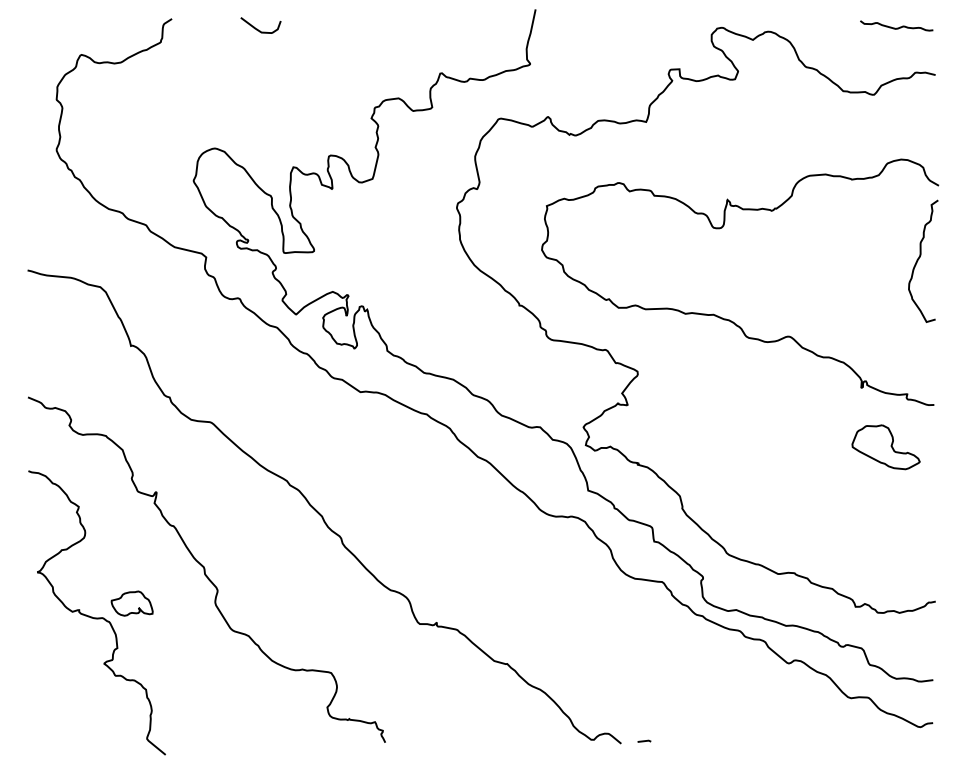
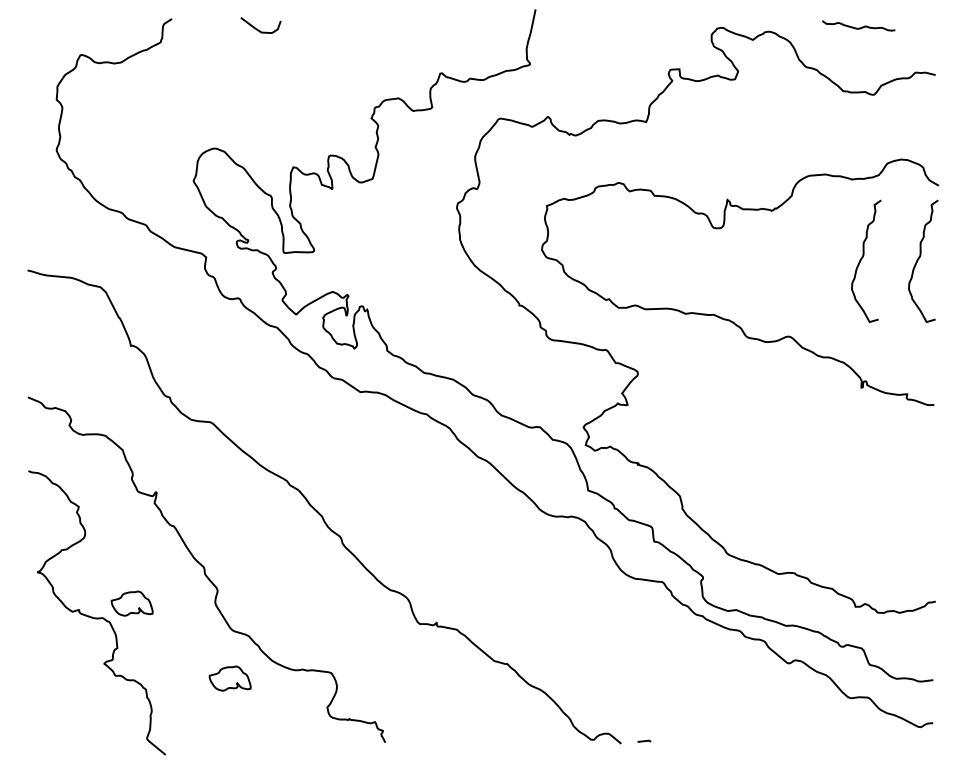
curve position: (896, 27) -> (858, 27) (858, 27)
curve: none -> present (862, 259)
part: present -> none (885, 447)
part: none -> present (229, 678)
